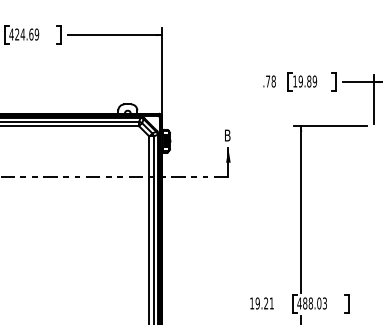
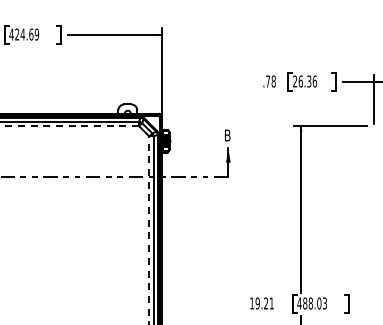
text: 19.89 -> 26.36 (305, 81)
line: solid -> dashed (69, 126)
line: solid -> dashed (149, 230)
